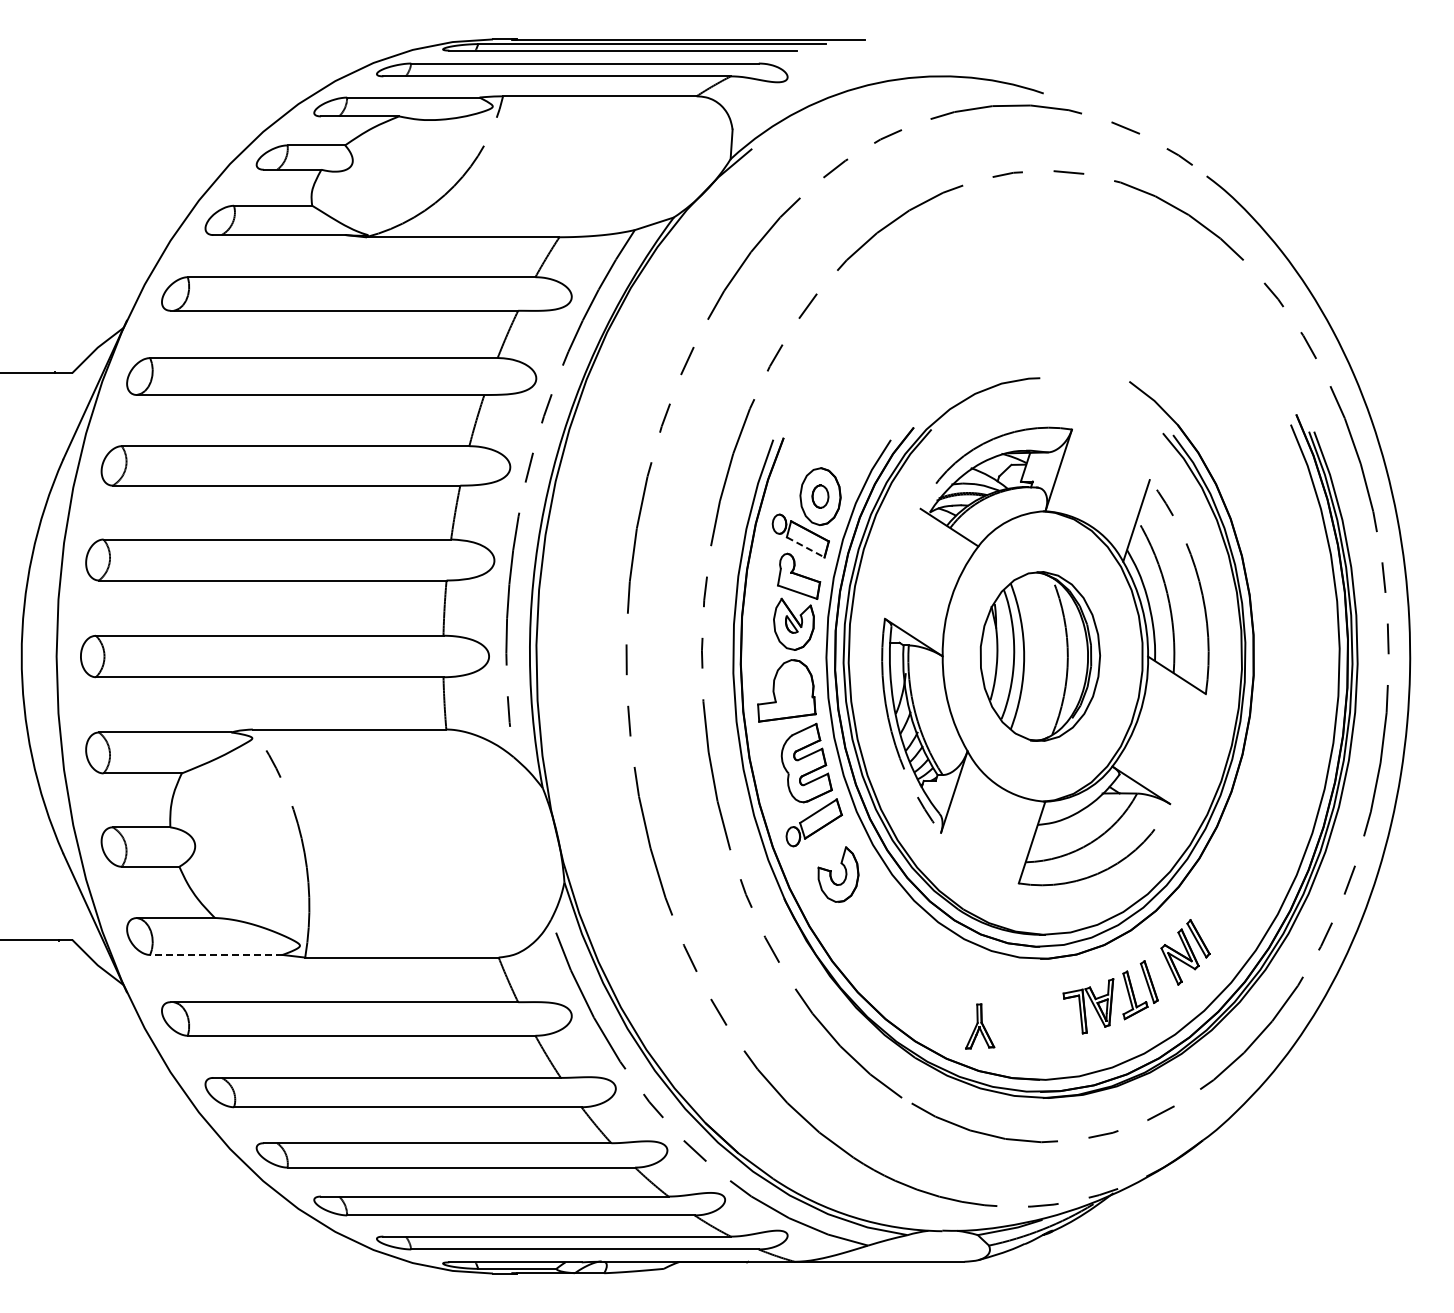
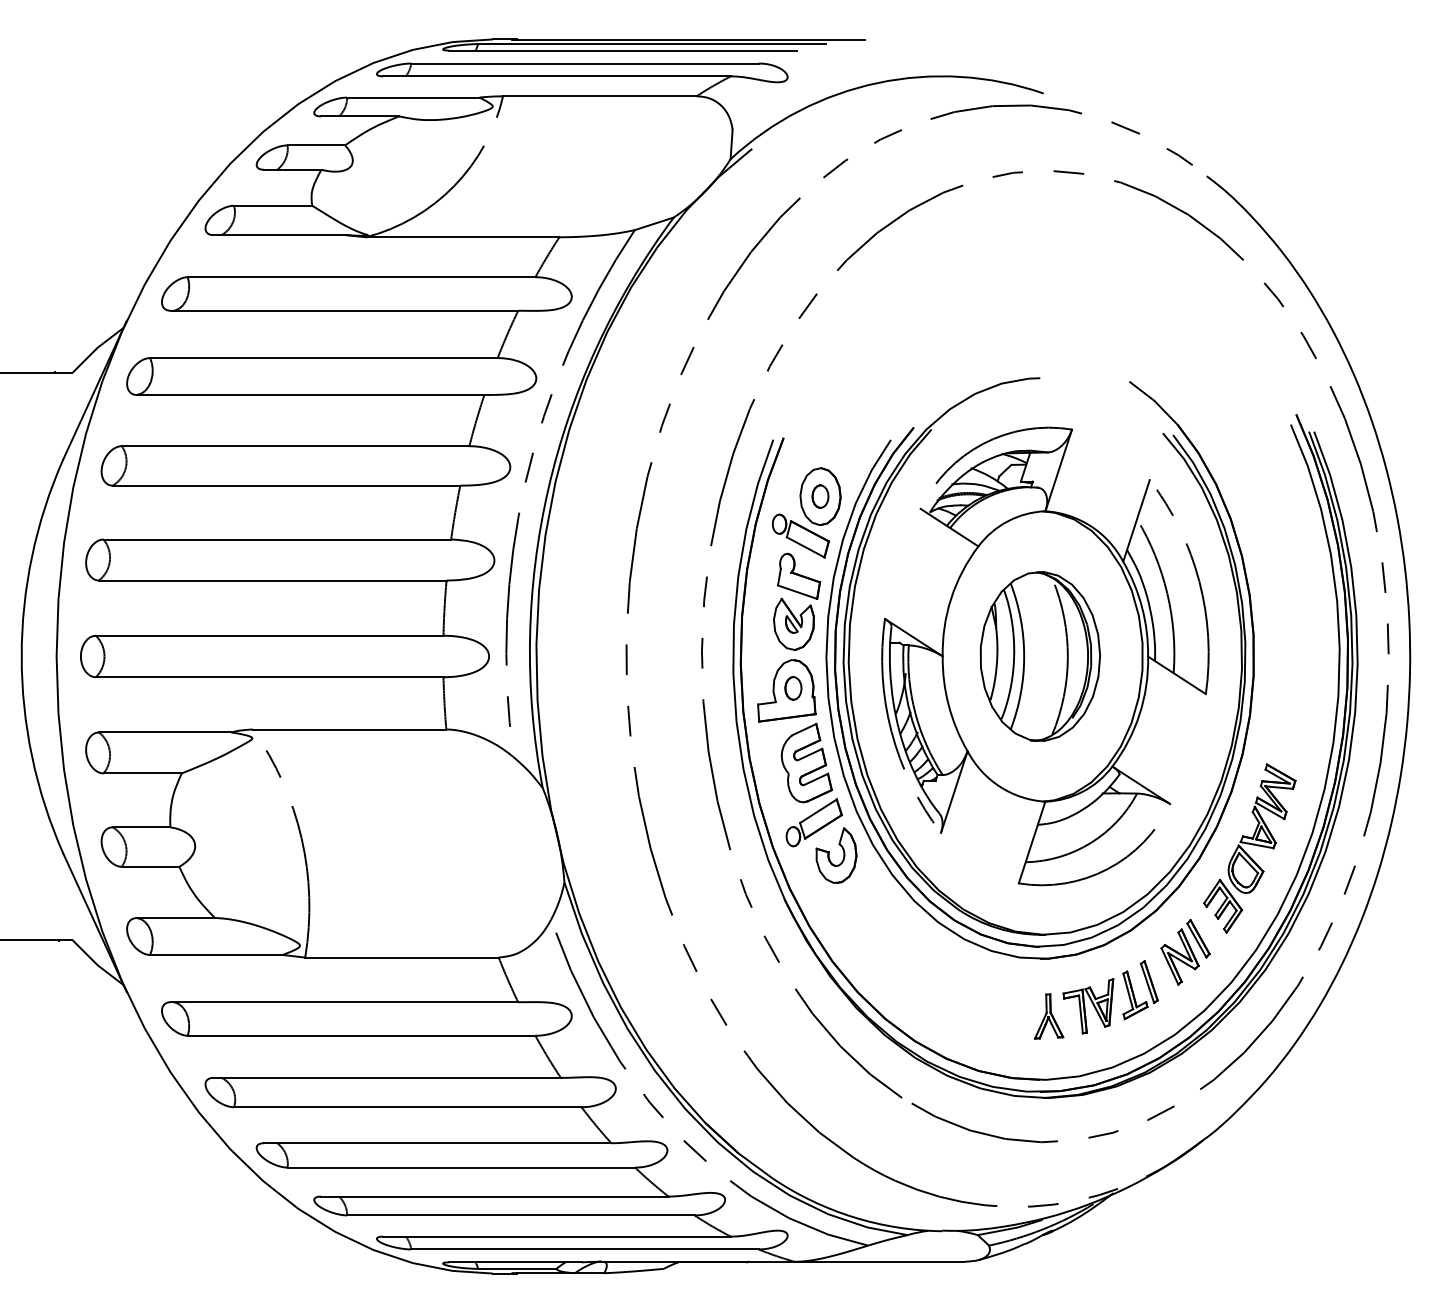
line: dashed -> solid (806, 547)
part: none -> present (793, 688)
part: none -> present (1249, 848)
part position: (831, 874) -> (829, 855) (829, 855)
line: dashed -> solid (215, 954)
part position: (980, 1026) -> (1049, 1016) (1049, 1016)
